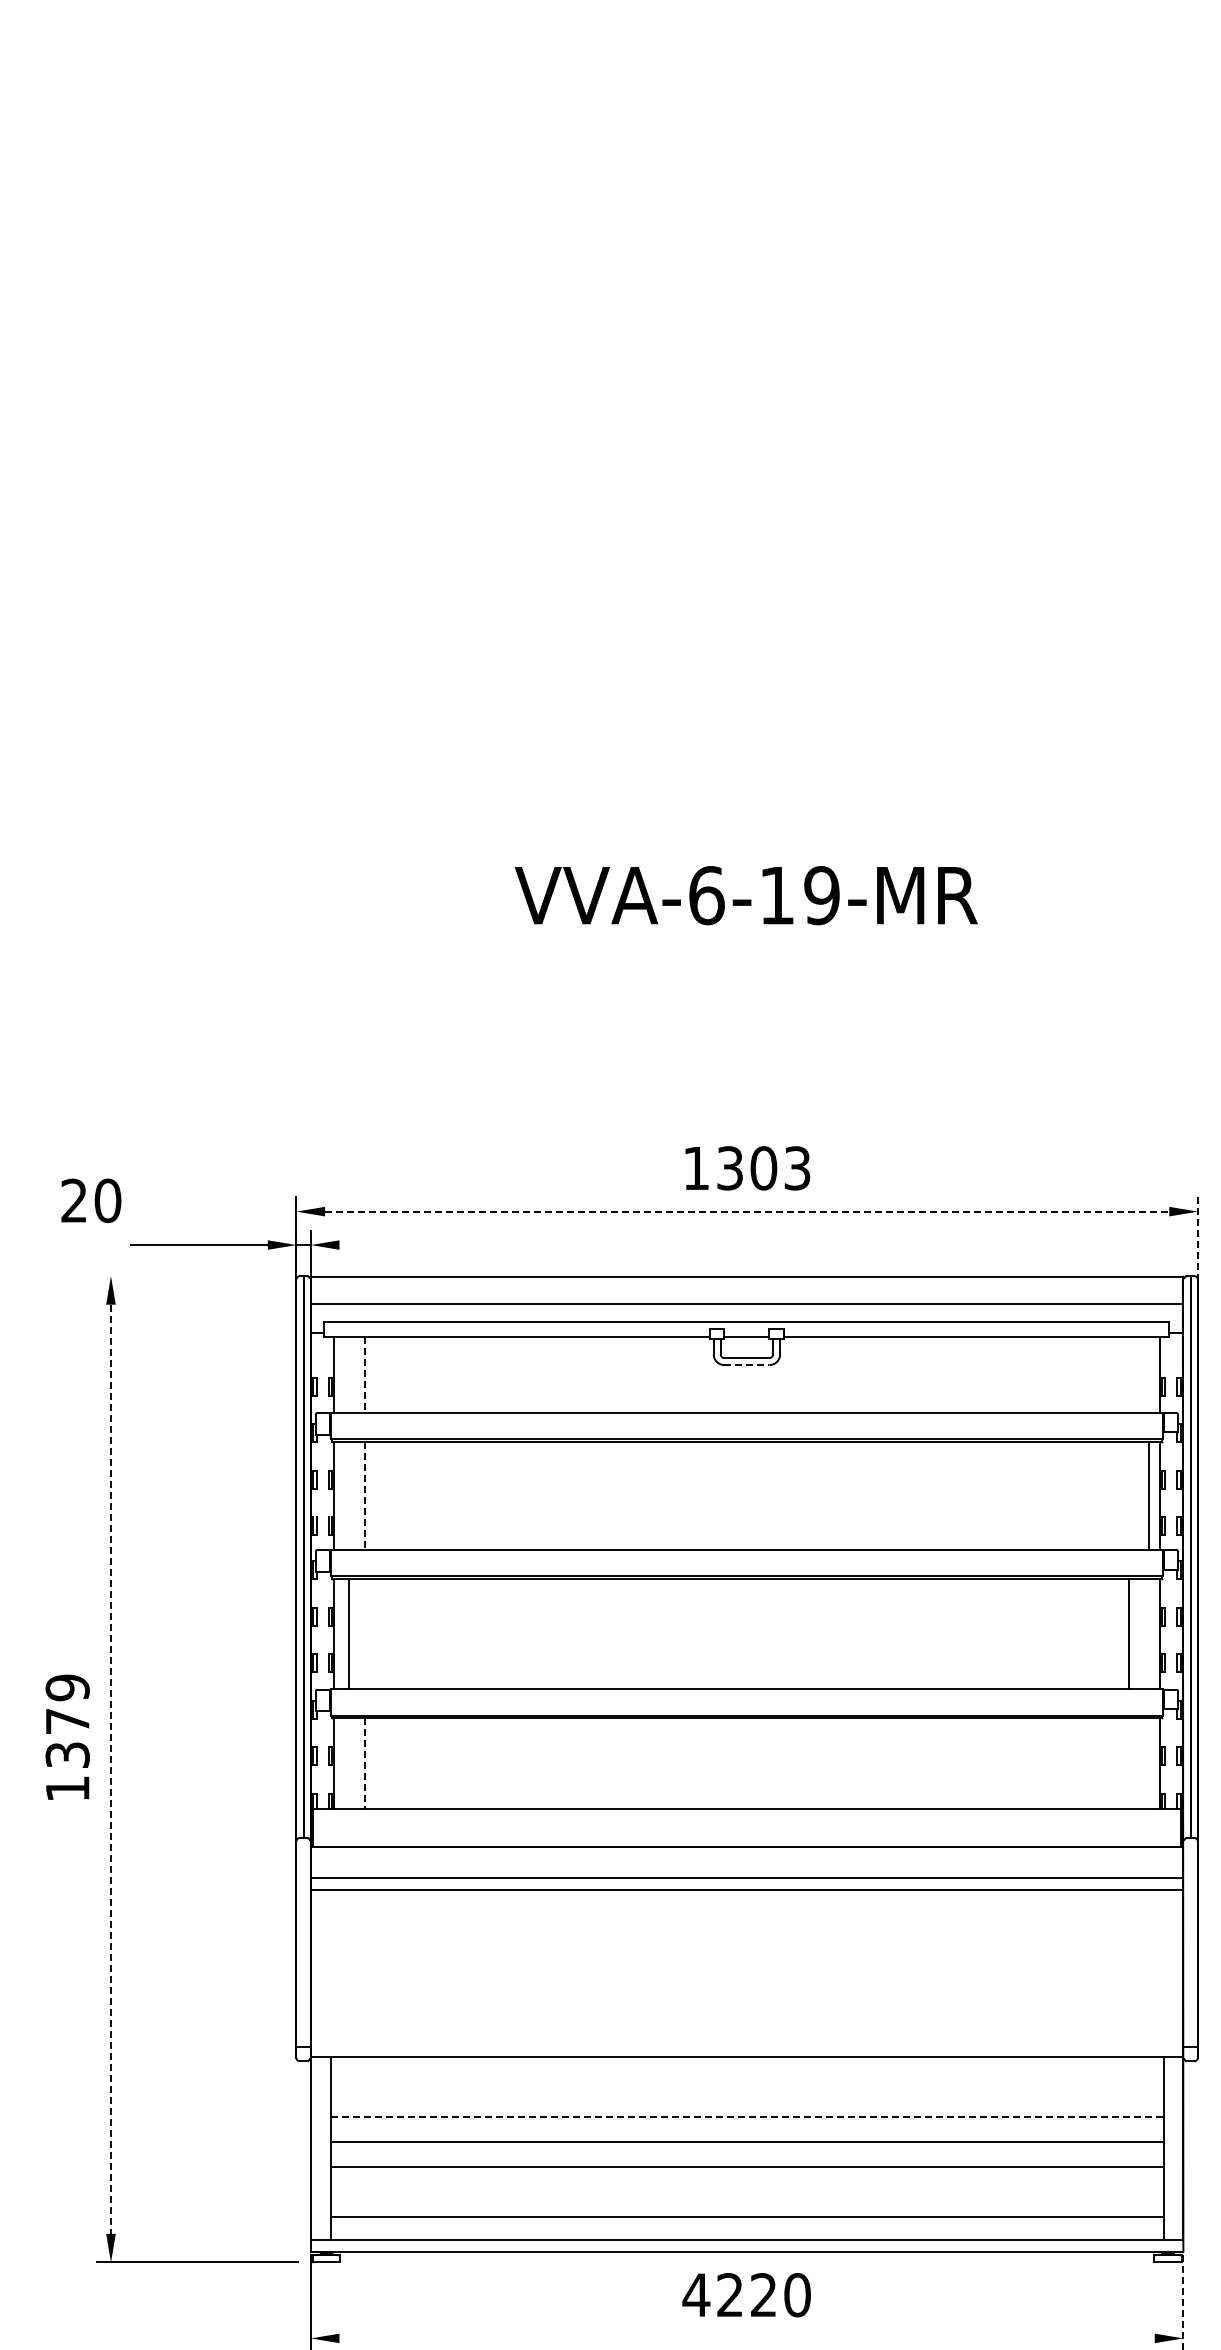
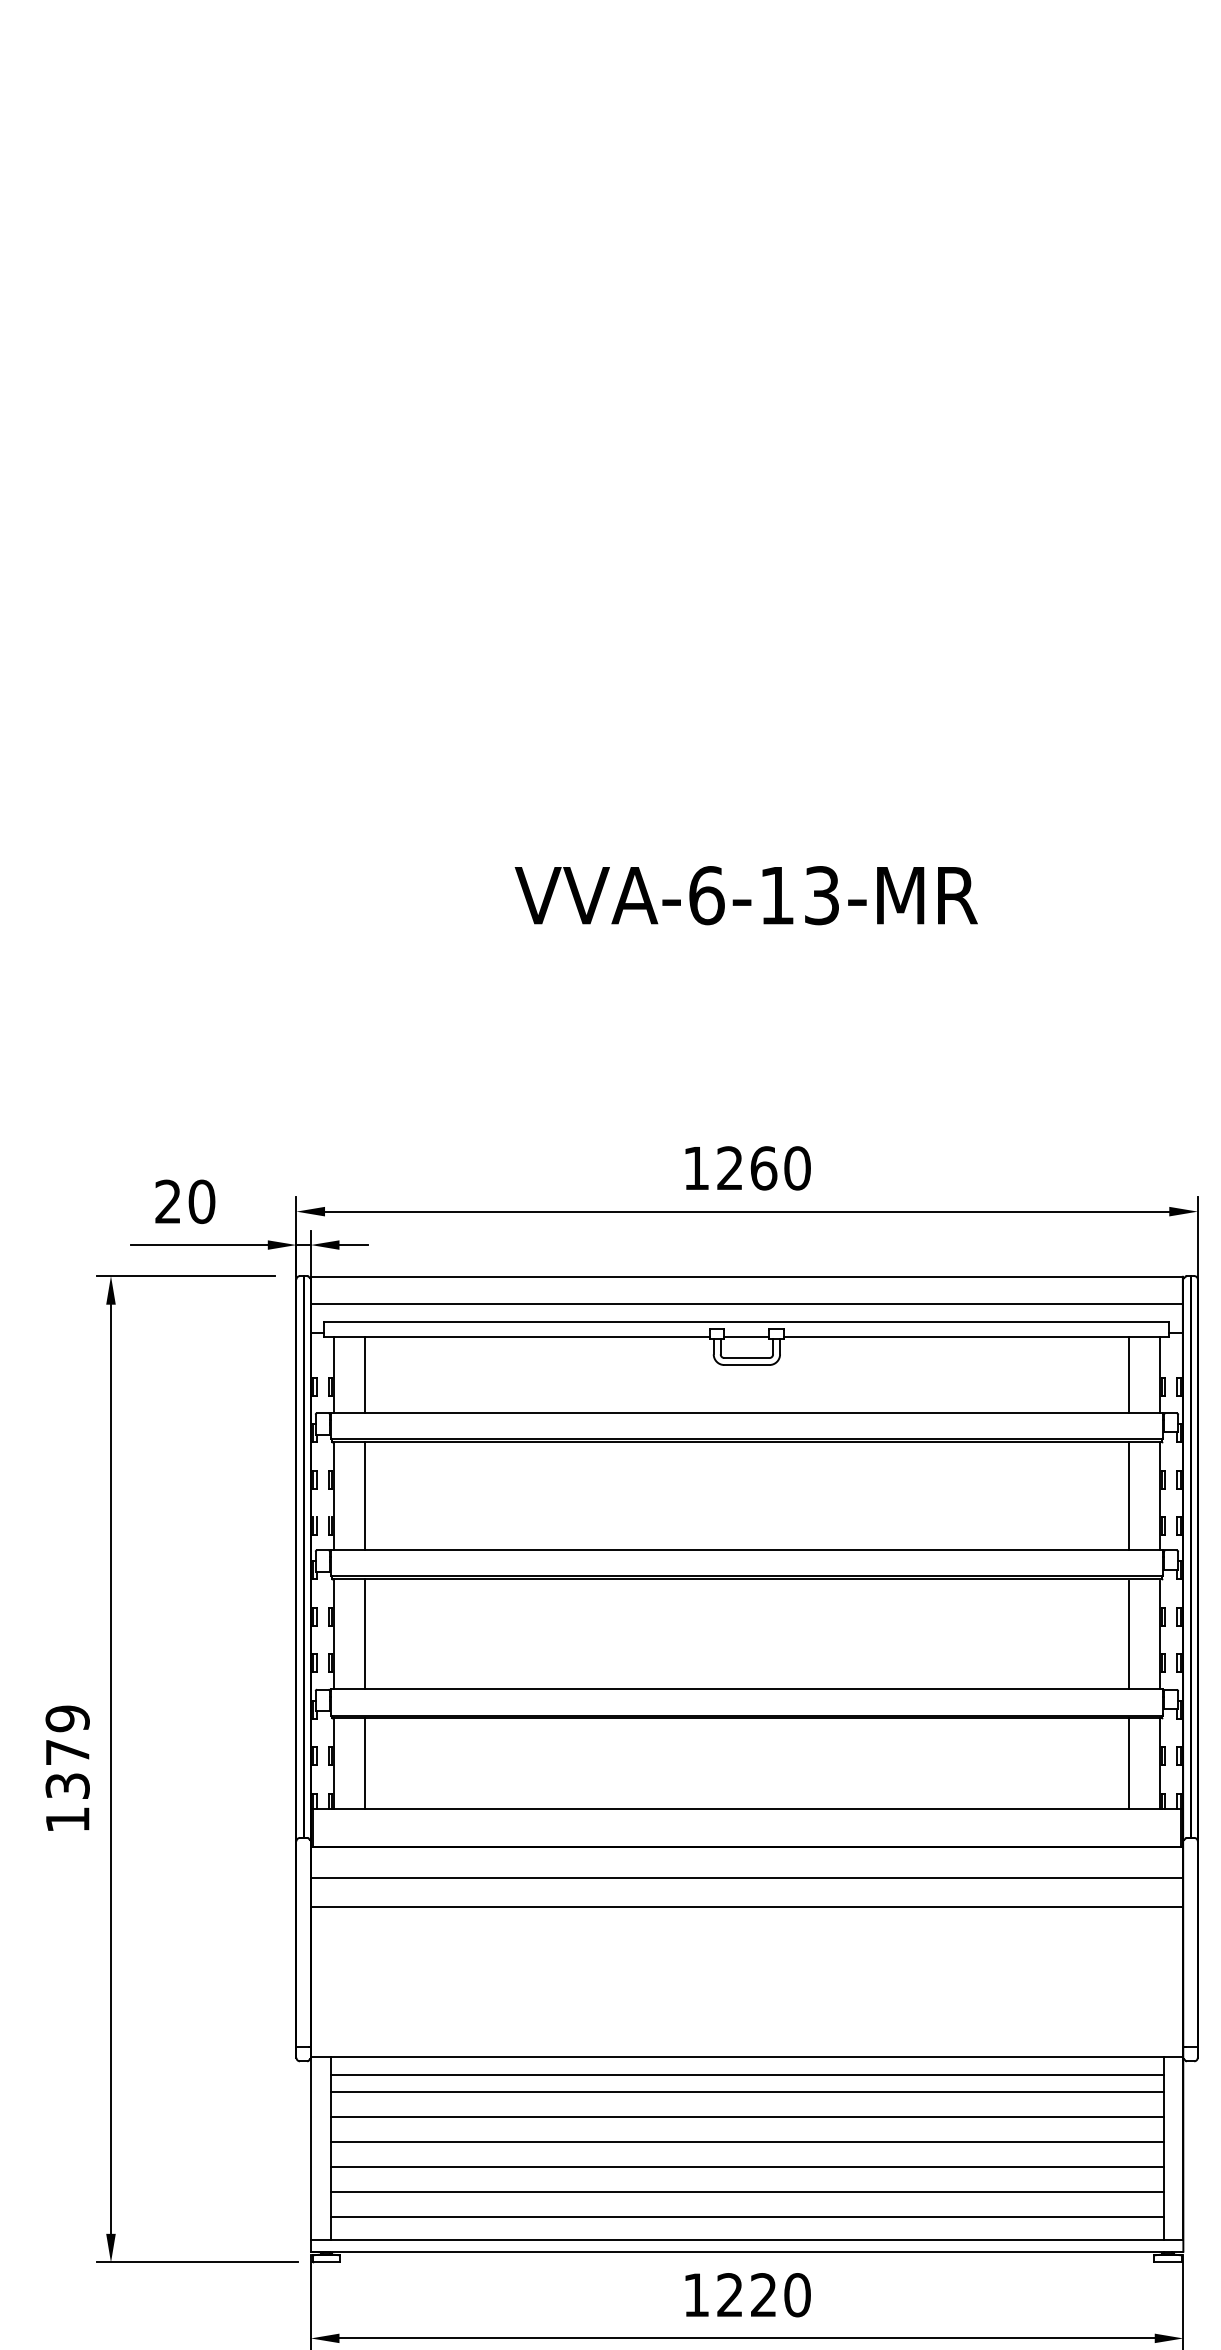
text: VVA-6-19-MR -> VVA-6-13-MR (821, 895)
text: 1303 -> 1260 (763, 1168)
text position: (91, 1200) -> (185, 1201) (185, 1201)
line: dashed -> solid (747, 1211)
line: dashed -> solid (1197, 1244)
line: none -> present (353, 1245)
line: none -> present (185, 1276)
line: dashed -> solid (746, 1365)
line: none -> present (1129, 1374)
line: dashed -> solid (364, 1375)
line position: (1149, 1495) -> (1129, 1495) (1129, 1495)
line: dashed -> solid (364, 1496)
line position: (348, 1633) -> (364, 1633) (364, 1633)
text position: (67, 1736) -> (67, 1767) (67, 1767)
line: dashed -> solid (364, 1763)
line: none -> present (1129, 1763)
line: dashed -> solid (111, 1769)
line position: (746, 1890) -> (746, 1907) (746, 1907)
line: none -> present (746, 2074)
line: none -> present (746, 2091)
line: dashed -> solid (747, 2117)
line: none -> present (746, 2192)
text: 4220 -> 1220 (696, 2294)
line: dashed -> solid (1183, 2302)
line: none -> present (746, 2338)
